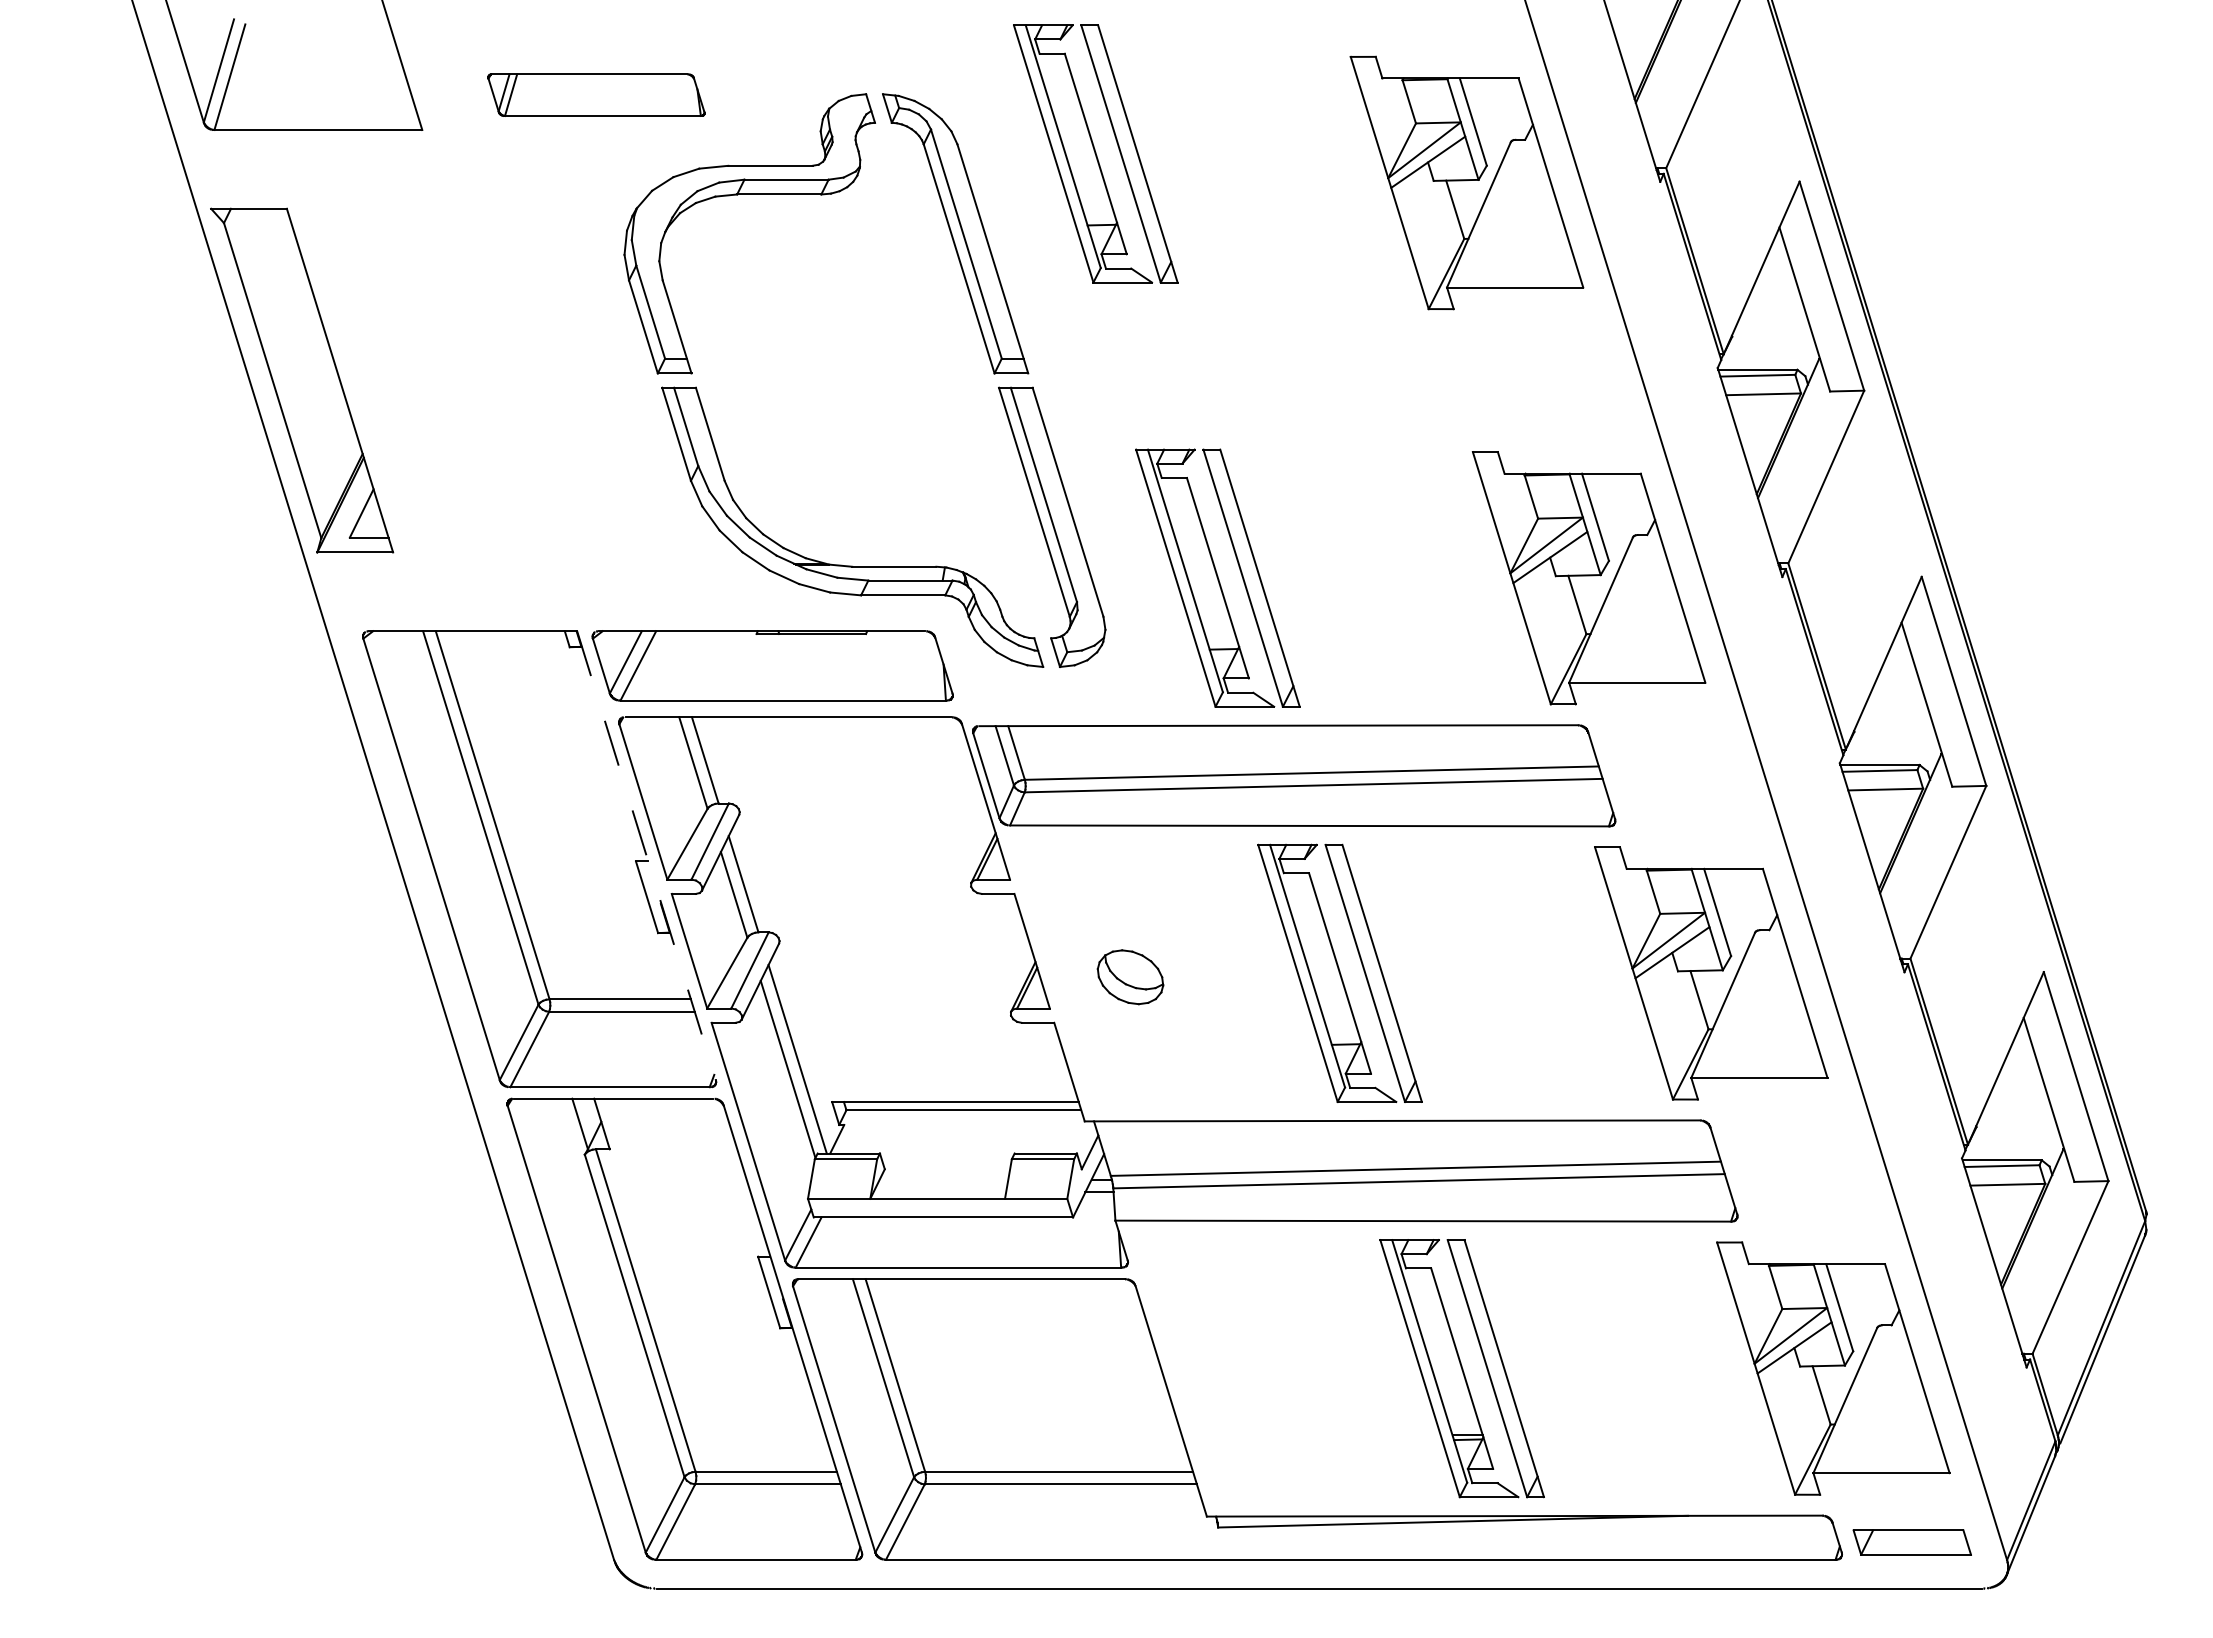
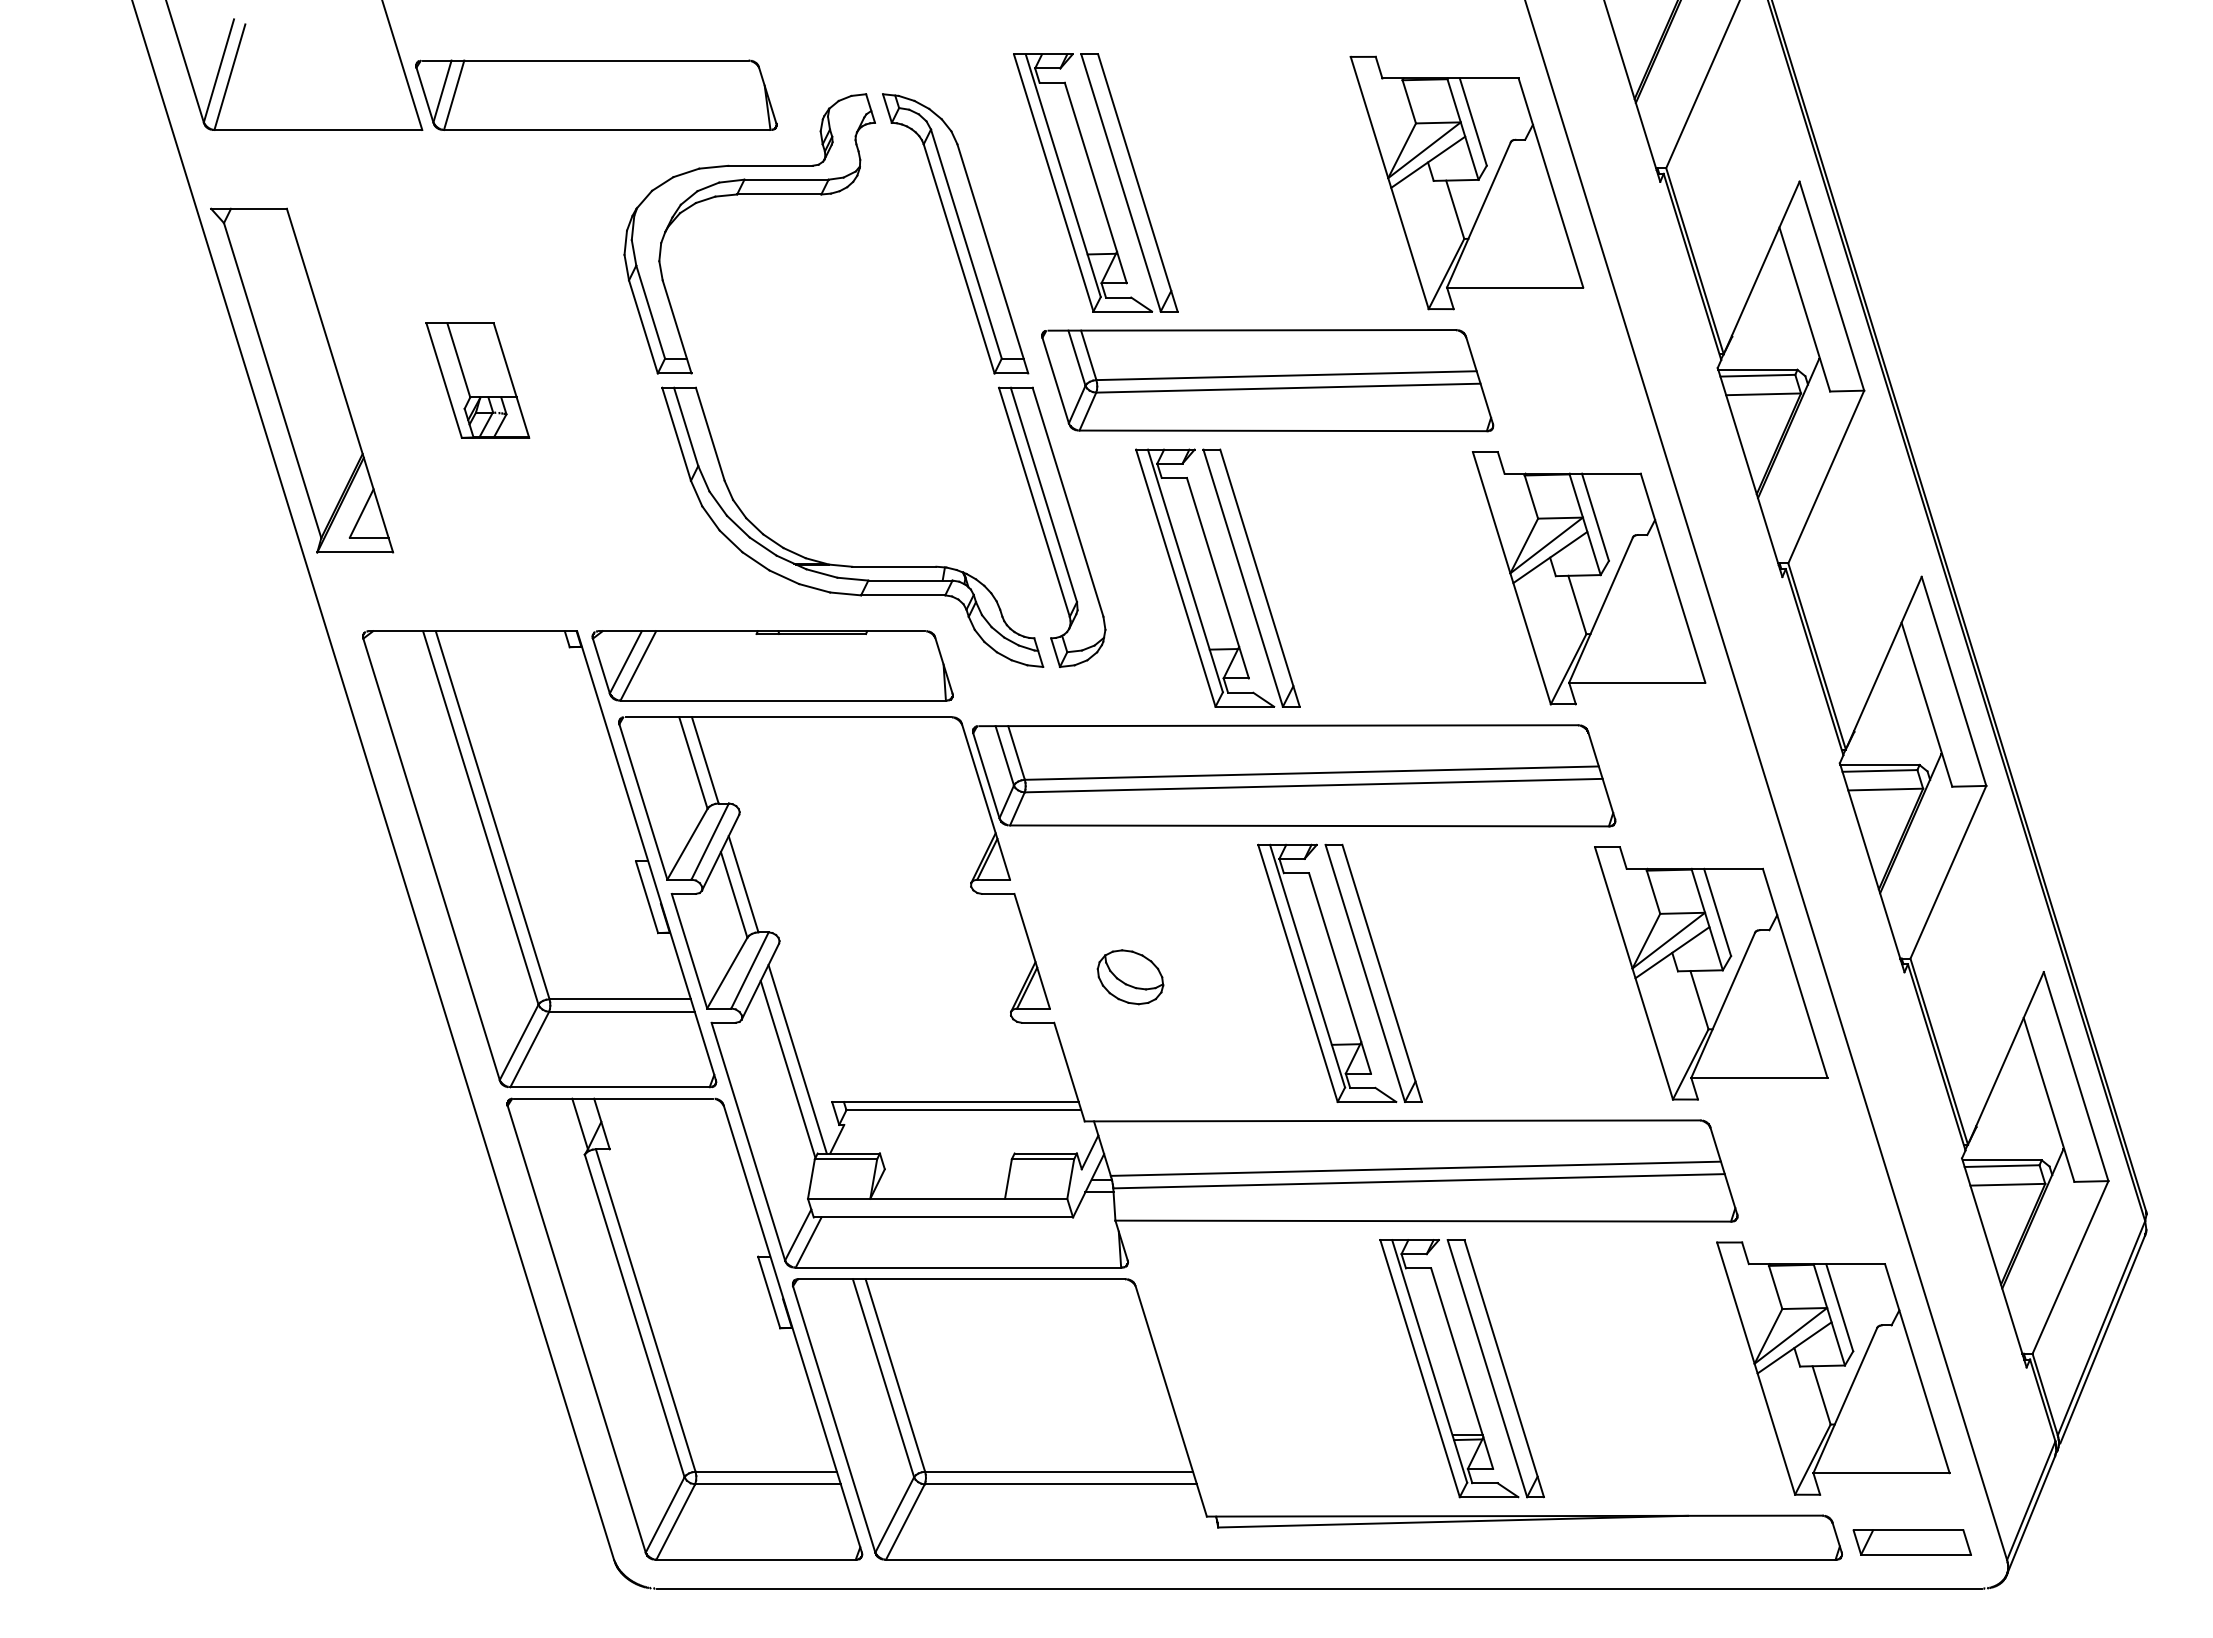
part size: 219x44 px -> 363x72 px (596, 94)
part position: (1095, 153) -> (1095, 182) (1095, 182)
part: none -> present (477, 380)
part: none -> present (1267, 380)
line: dashed -> solid (646, 855)
